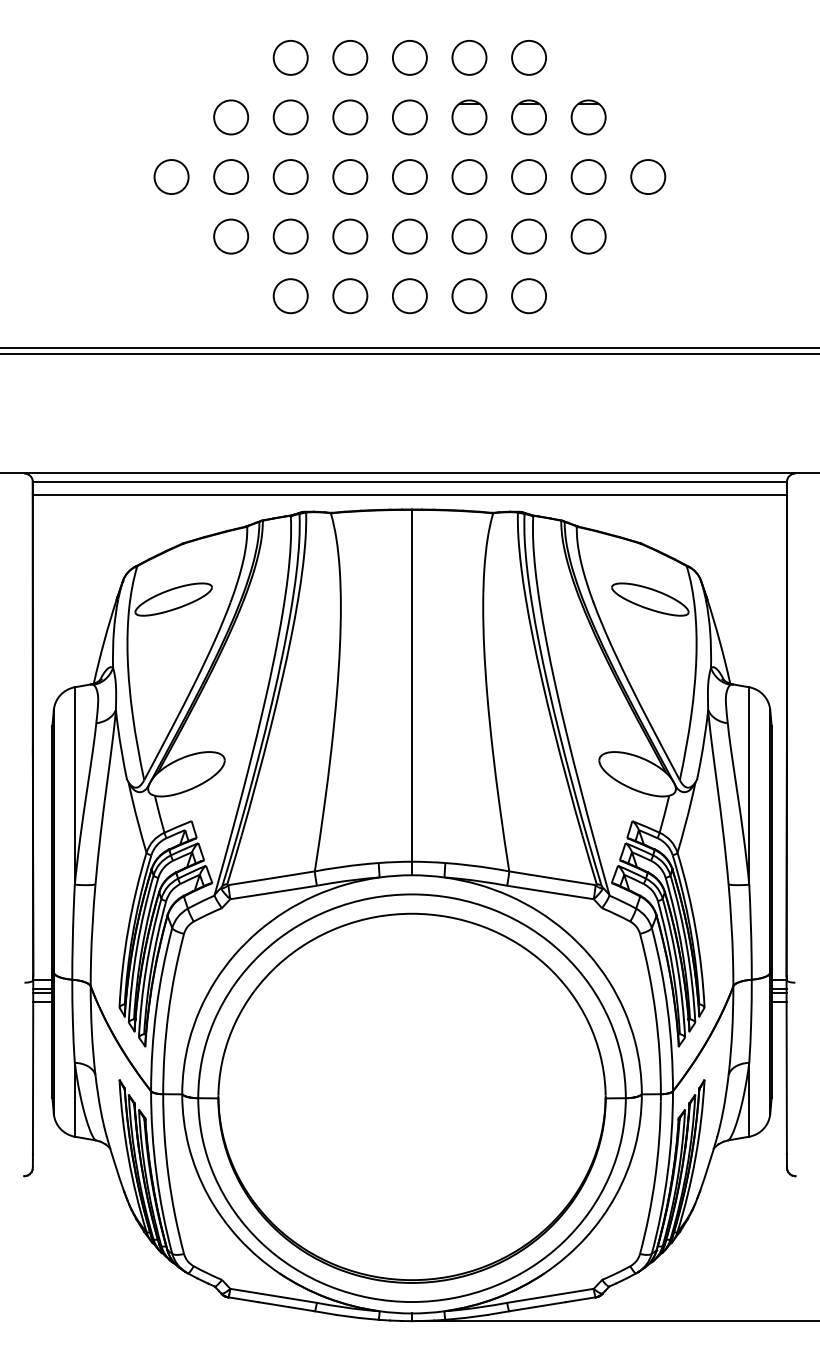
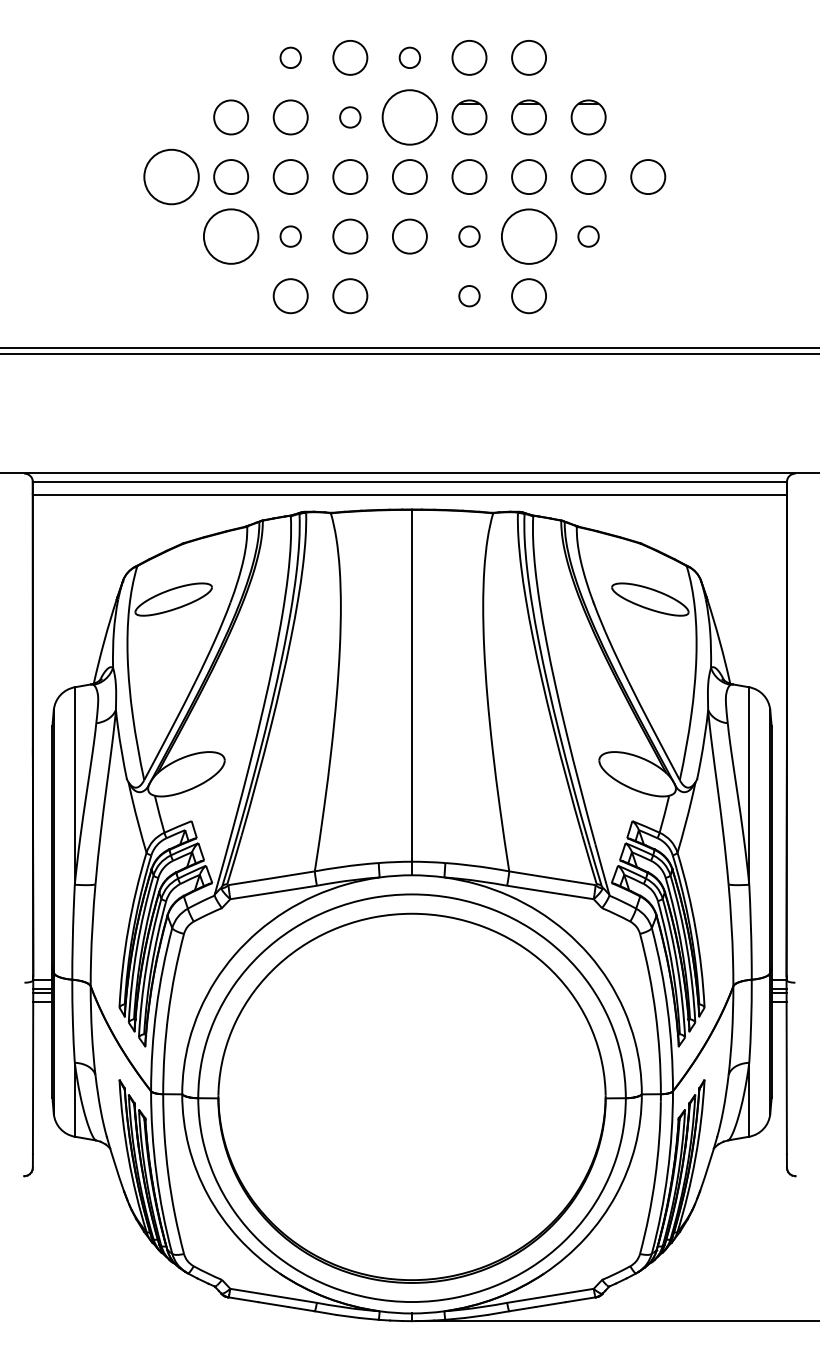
circle diameter: 34 px -> 20 px (290, 57)
circle diameter: 34 px -> 20 px (409, 57)
circle diameter: 34 px -> 20 px (350, 117)
circle diameter: 34 px -> 54 px (409, 117)
circle diameter: 34 px -> 54 px (171, 176)
circle diameter: 34 px -> 54 px (230, 236)
circle diameter: 34 px -> 20 px (290, 236)
circle diameter: 34 px -> 20 px (469, 236)
circle size: 36x37 px -> 57x57 px (529, 236)
circle size: 37x37 px -> 23x23 px (588, 236)
circle: present -> none (409, 296)
circle diameter: 34 px -> 20 px (469, 295)
